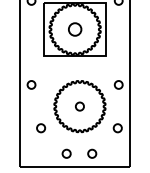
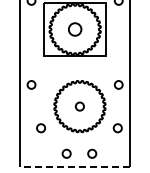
line: solid -> dashed (75, 166)
